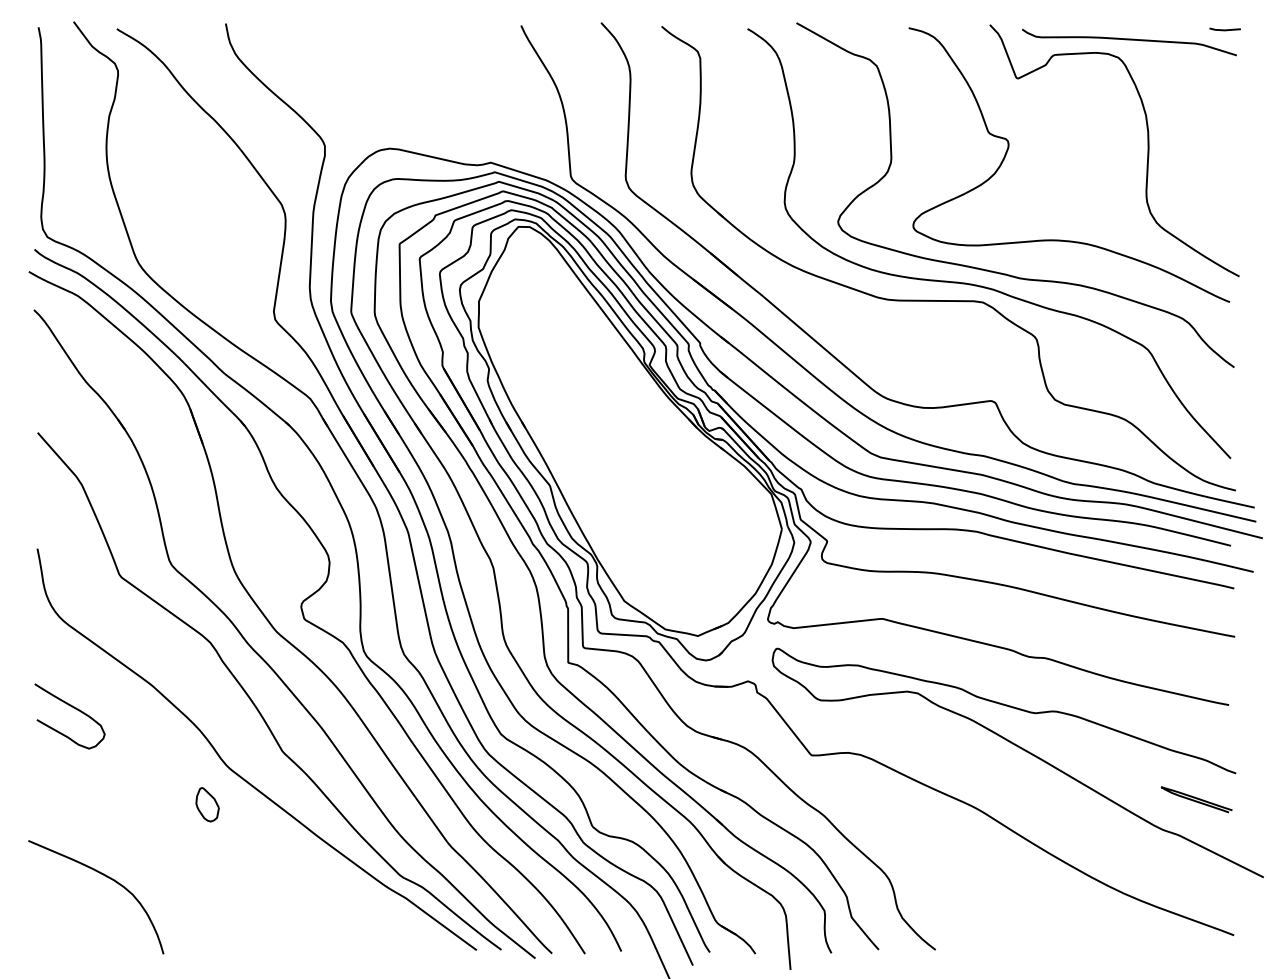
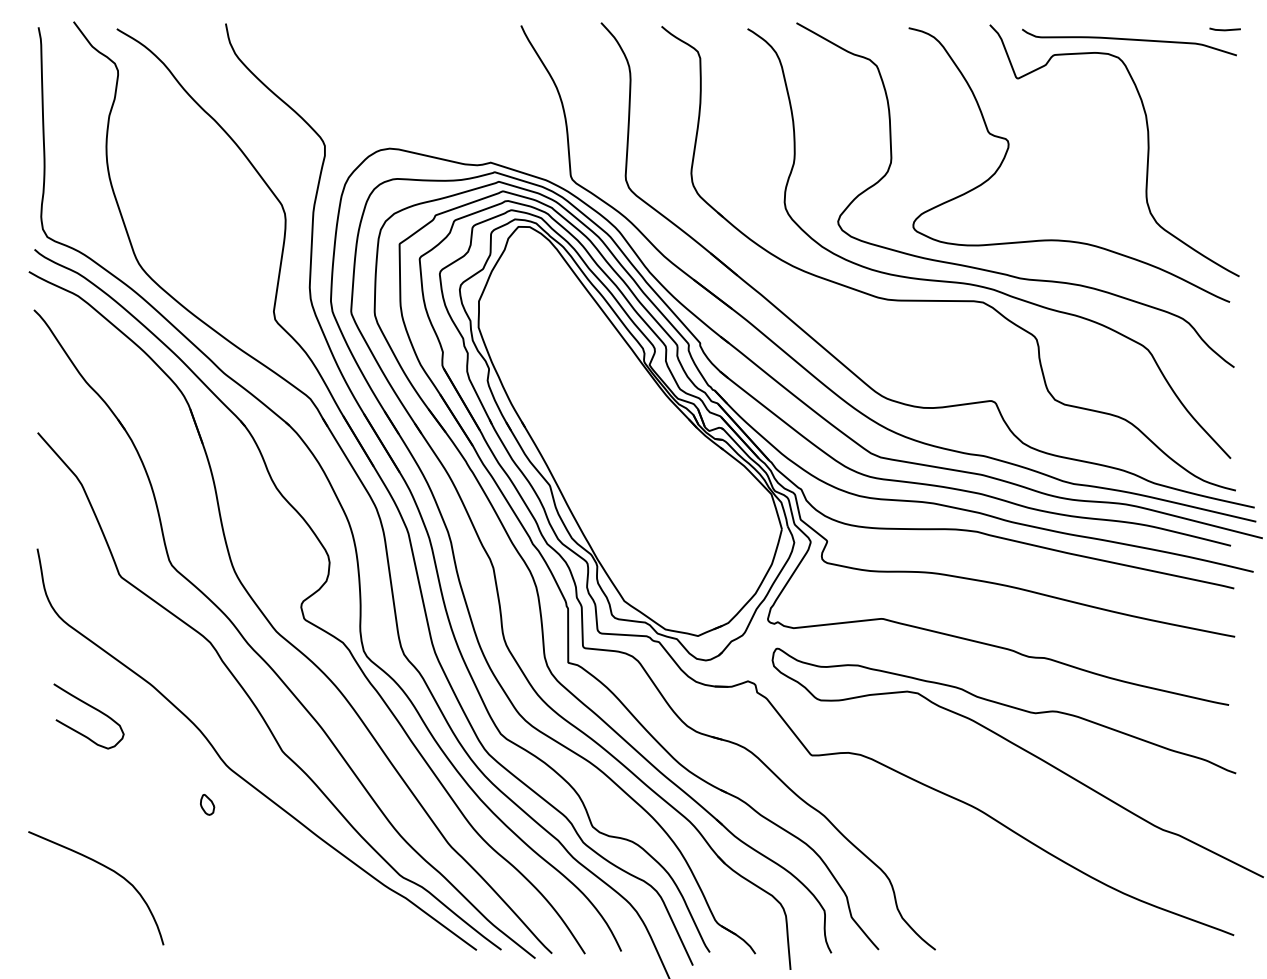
curve position: (73, 708) -> (92, 708) (92, 708)
curve: present -> none (1196, 799)
part size: 25x36 px -> 16x22 px (207, 804)
curve position: (106, 877) -> (106, 868) (106, 868)
